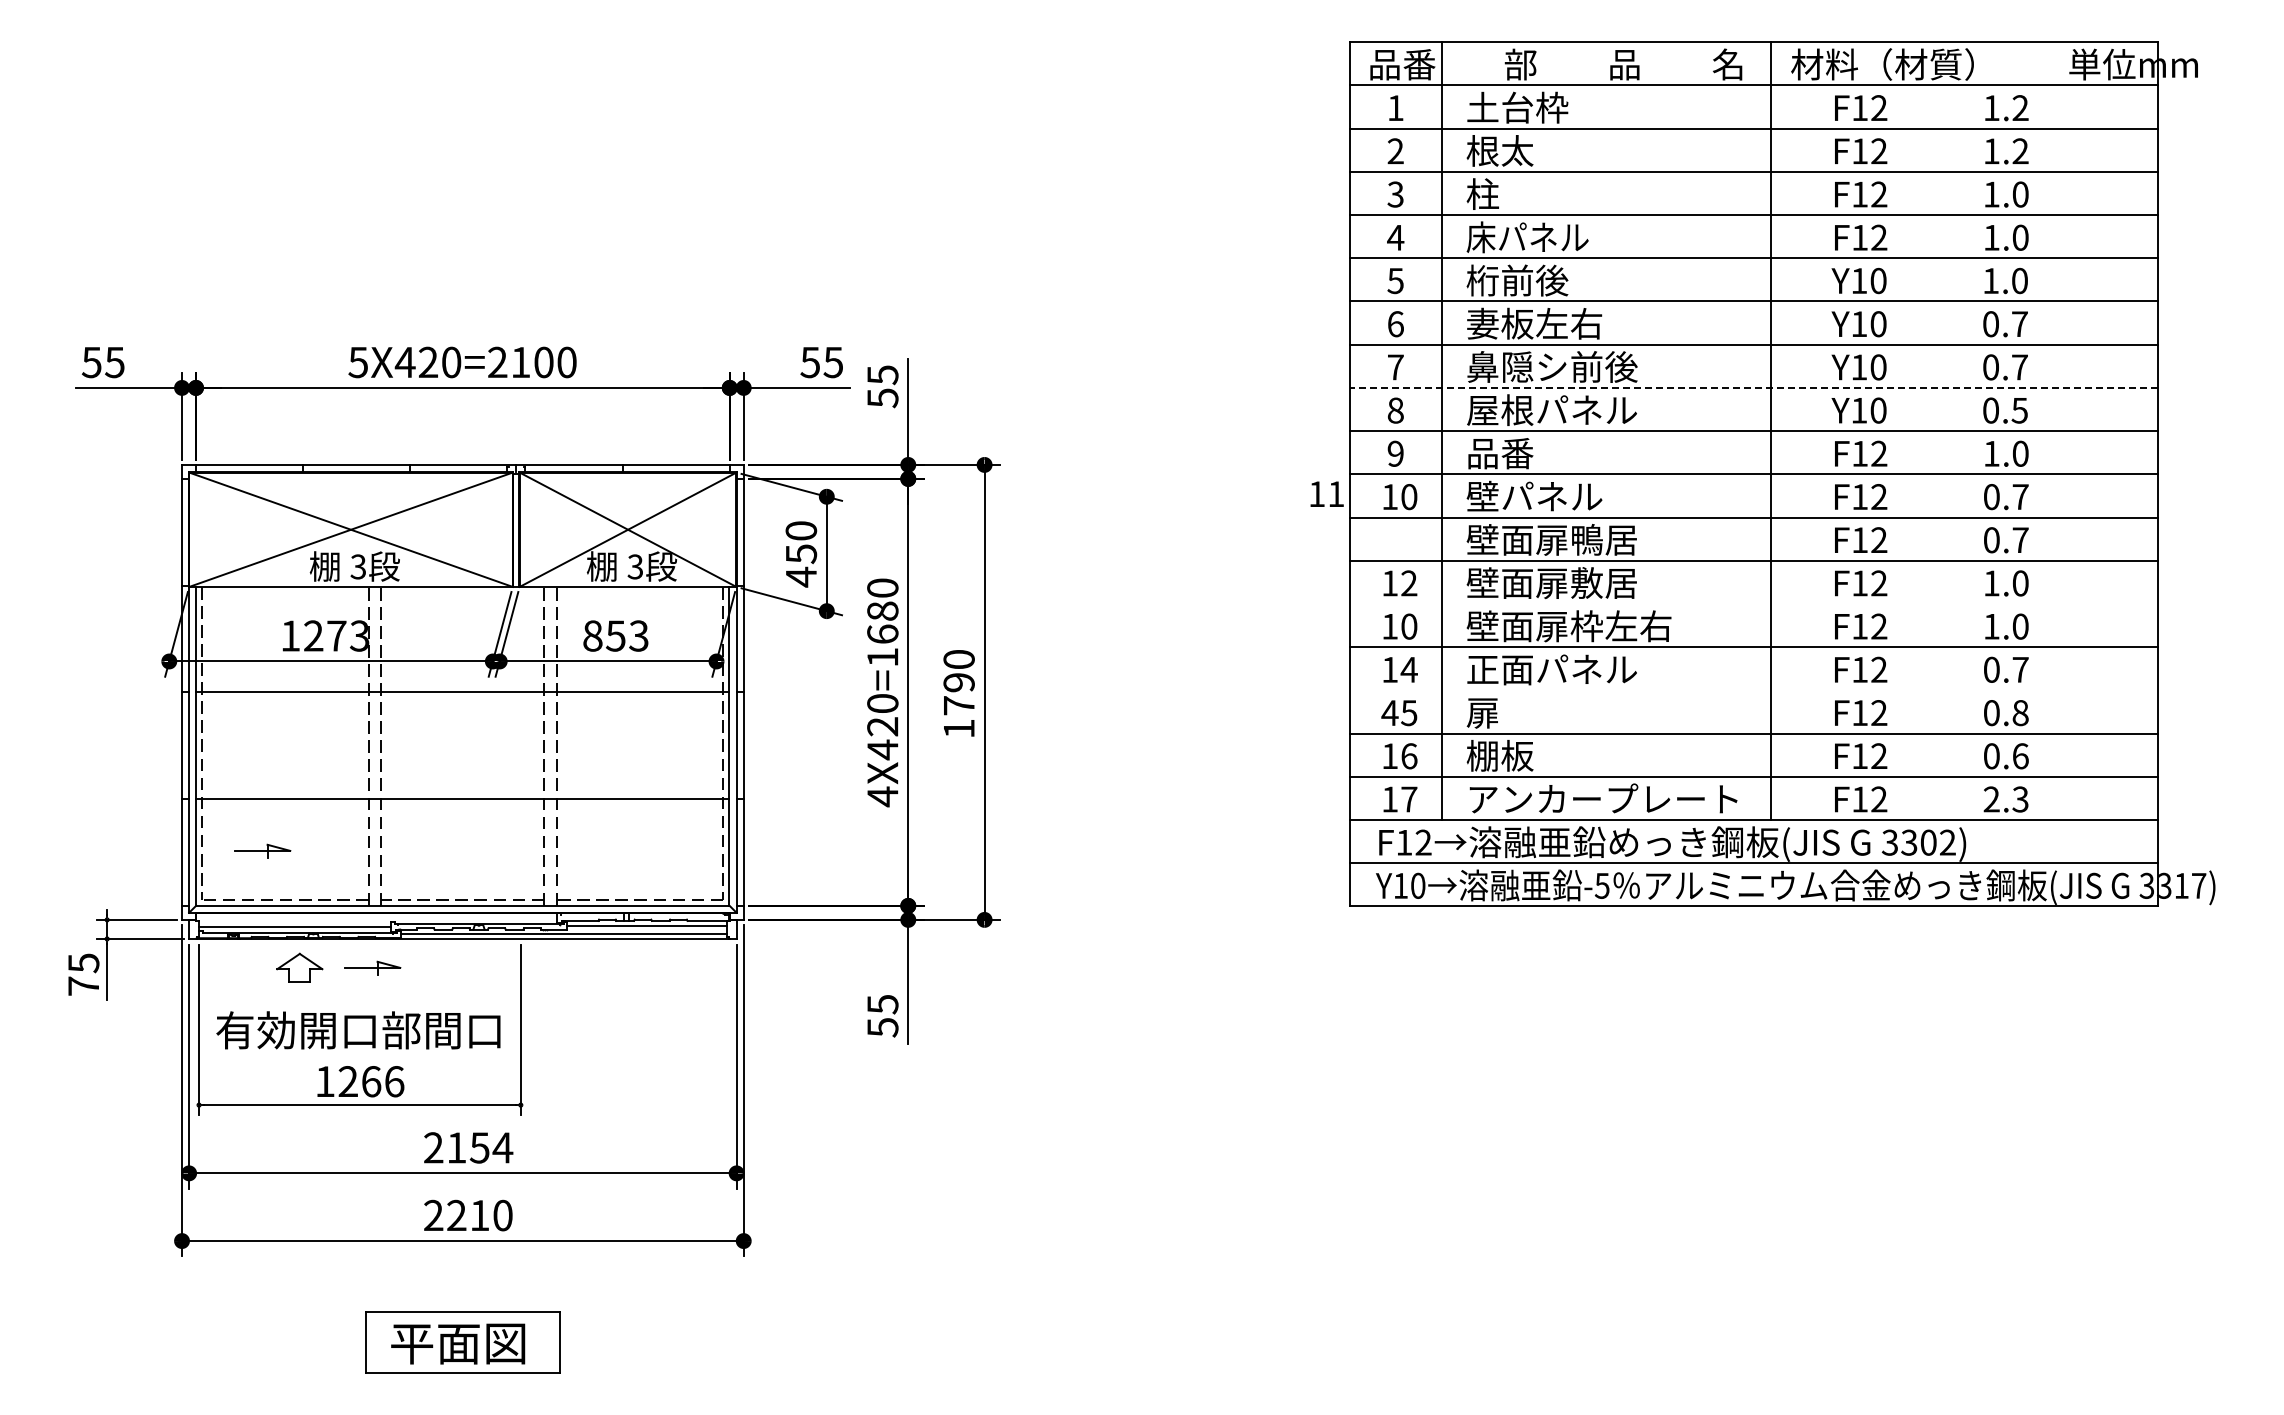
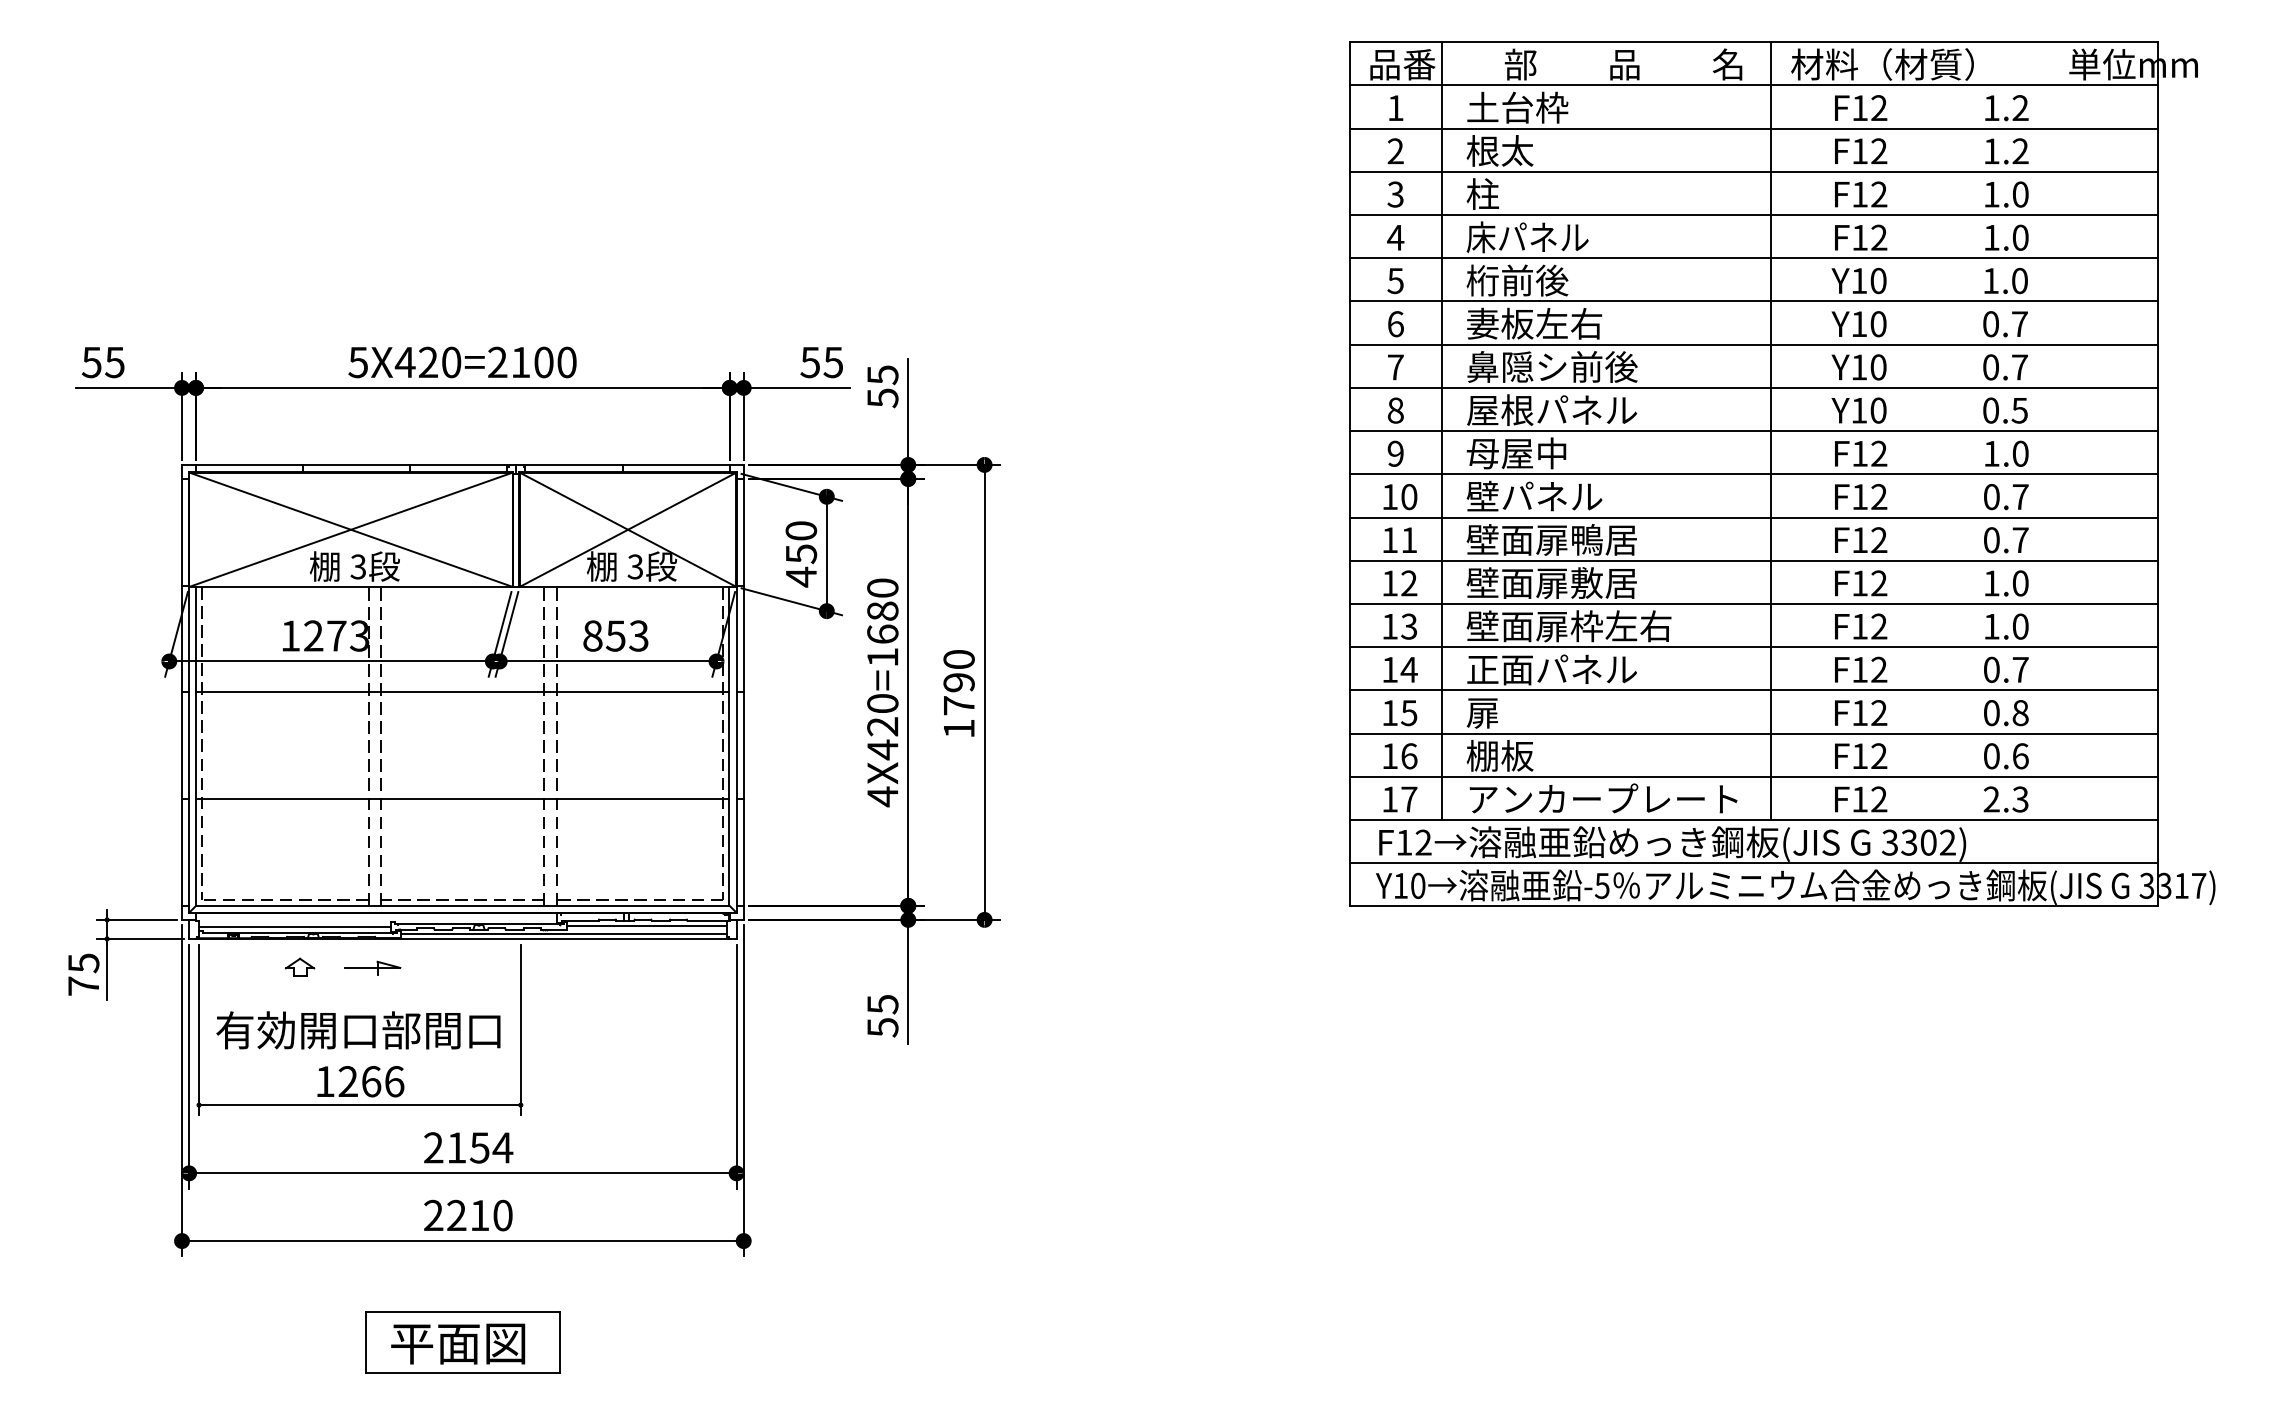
line: dashed -> solid (1753, 387)
text: 品番 -> 母屋中 (1516, 453)
text position: (1326, 493) -> (1399, 539) (1399, 539)
line: none -> present (1753, 603)
text: 10 -> 13 (1409, 626)
line: none -> present (1753, 690)
text: 45 -> 15 (1389, 712)
part: present -> none (262, 850)
part size: 48x31 px -> 31x20 px (300, 966)
